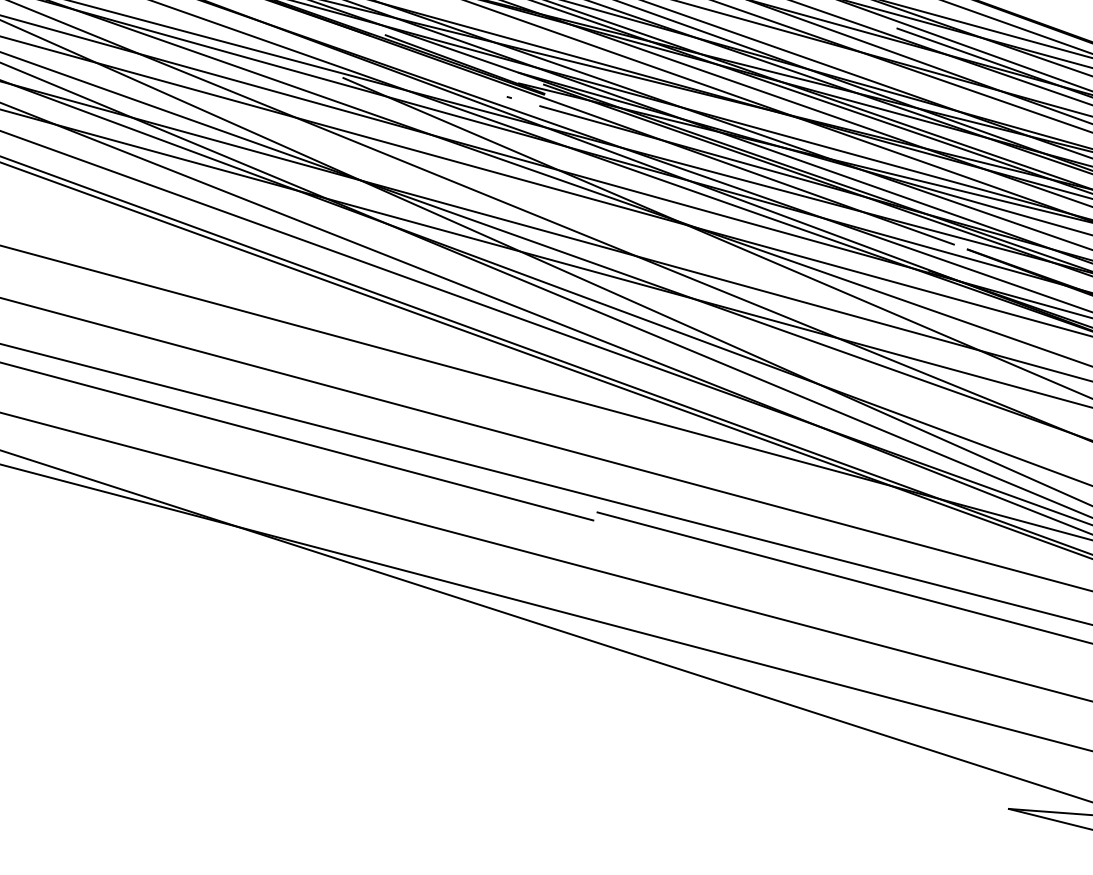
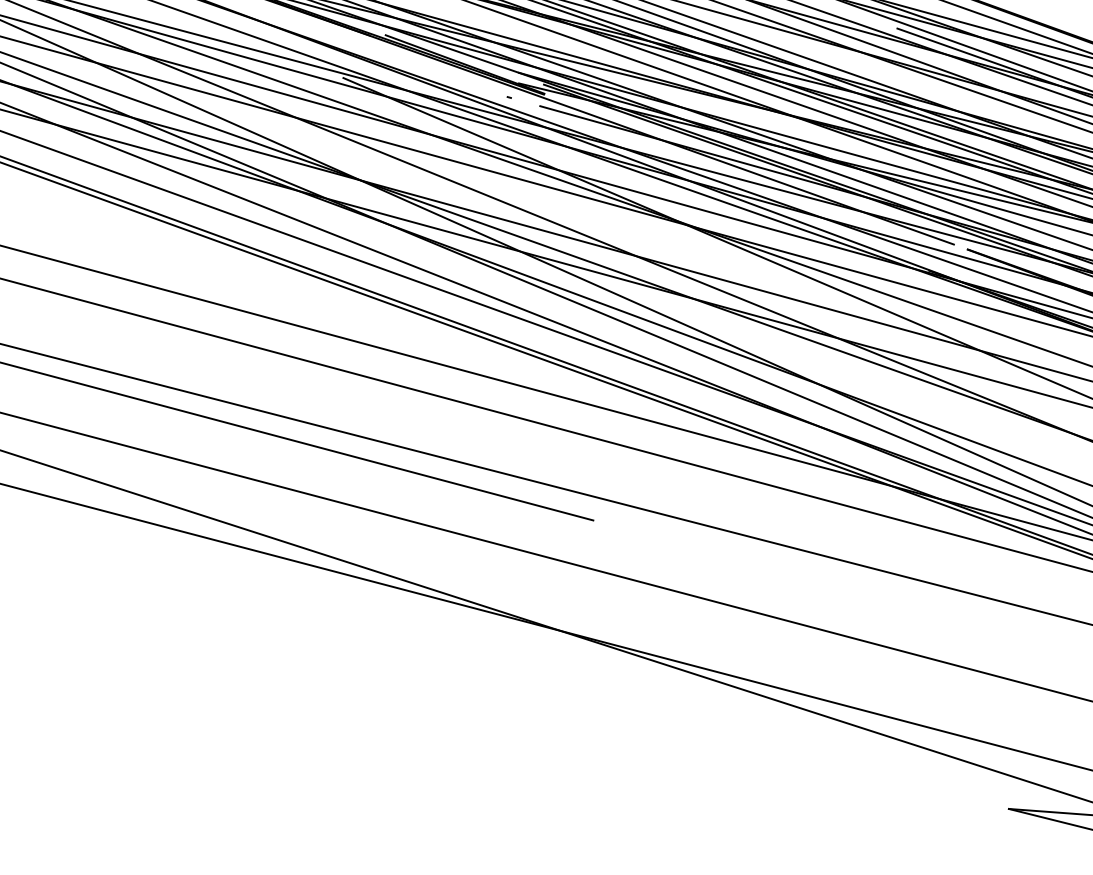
line position: (545, 444) -> (545, 425) (545, 425)
line: present -> none (843, 577)
line position: (545, 607) -> (545, 626) (545, 626)
